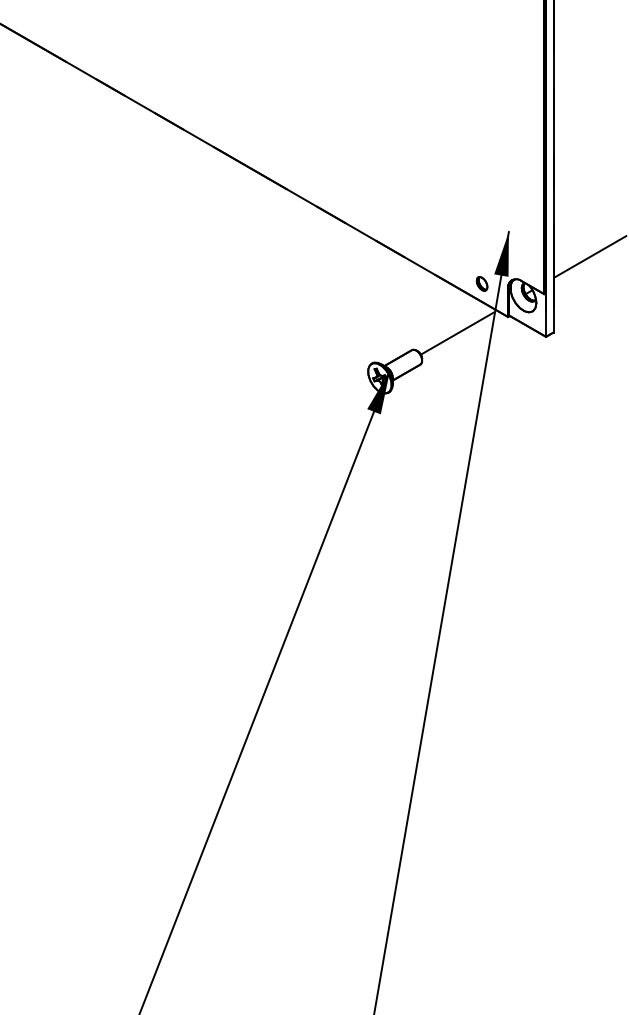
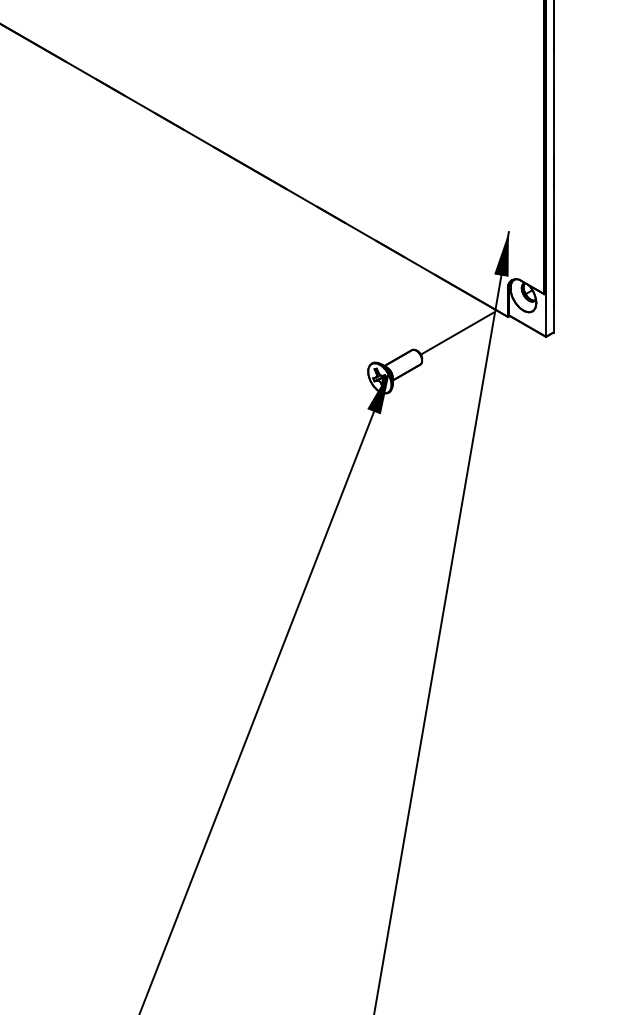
line: present -> none (589, 257)
part: present -> none (481, 283)
